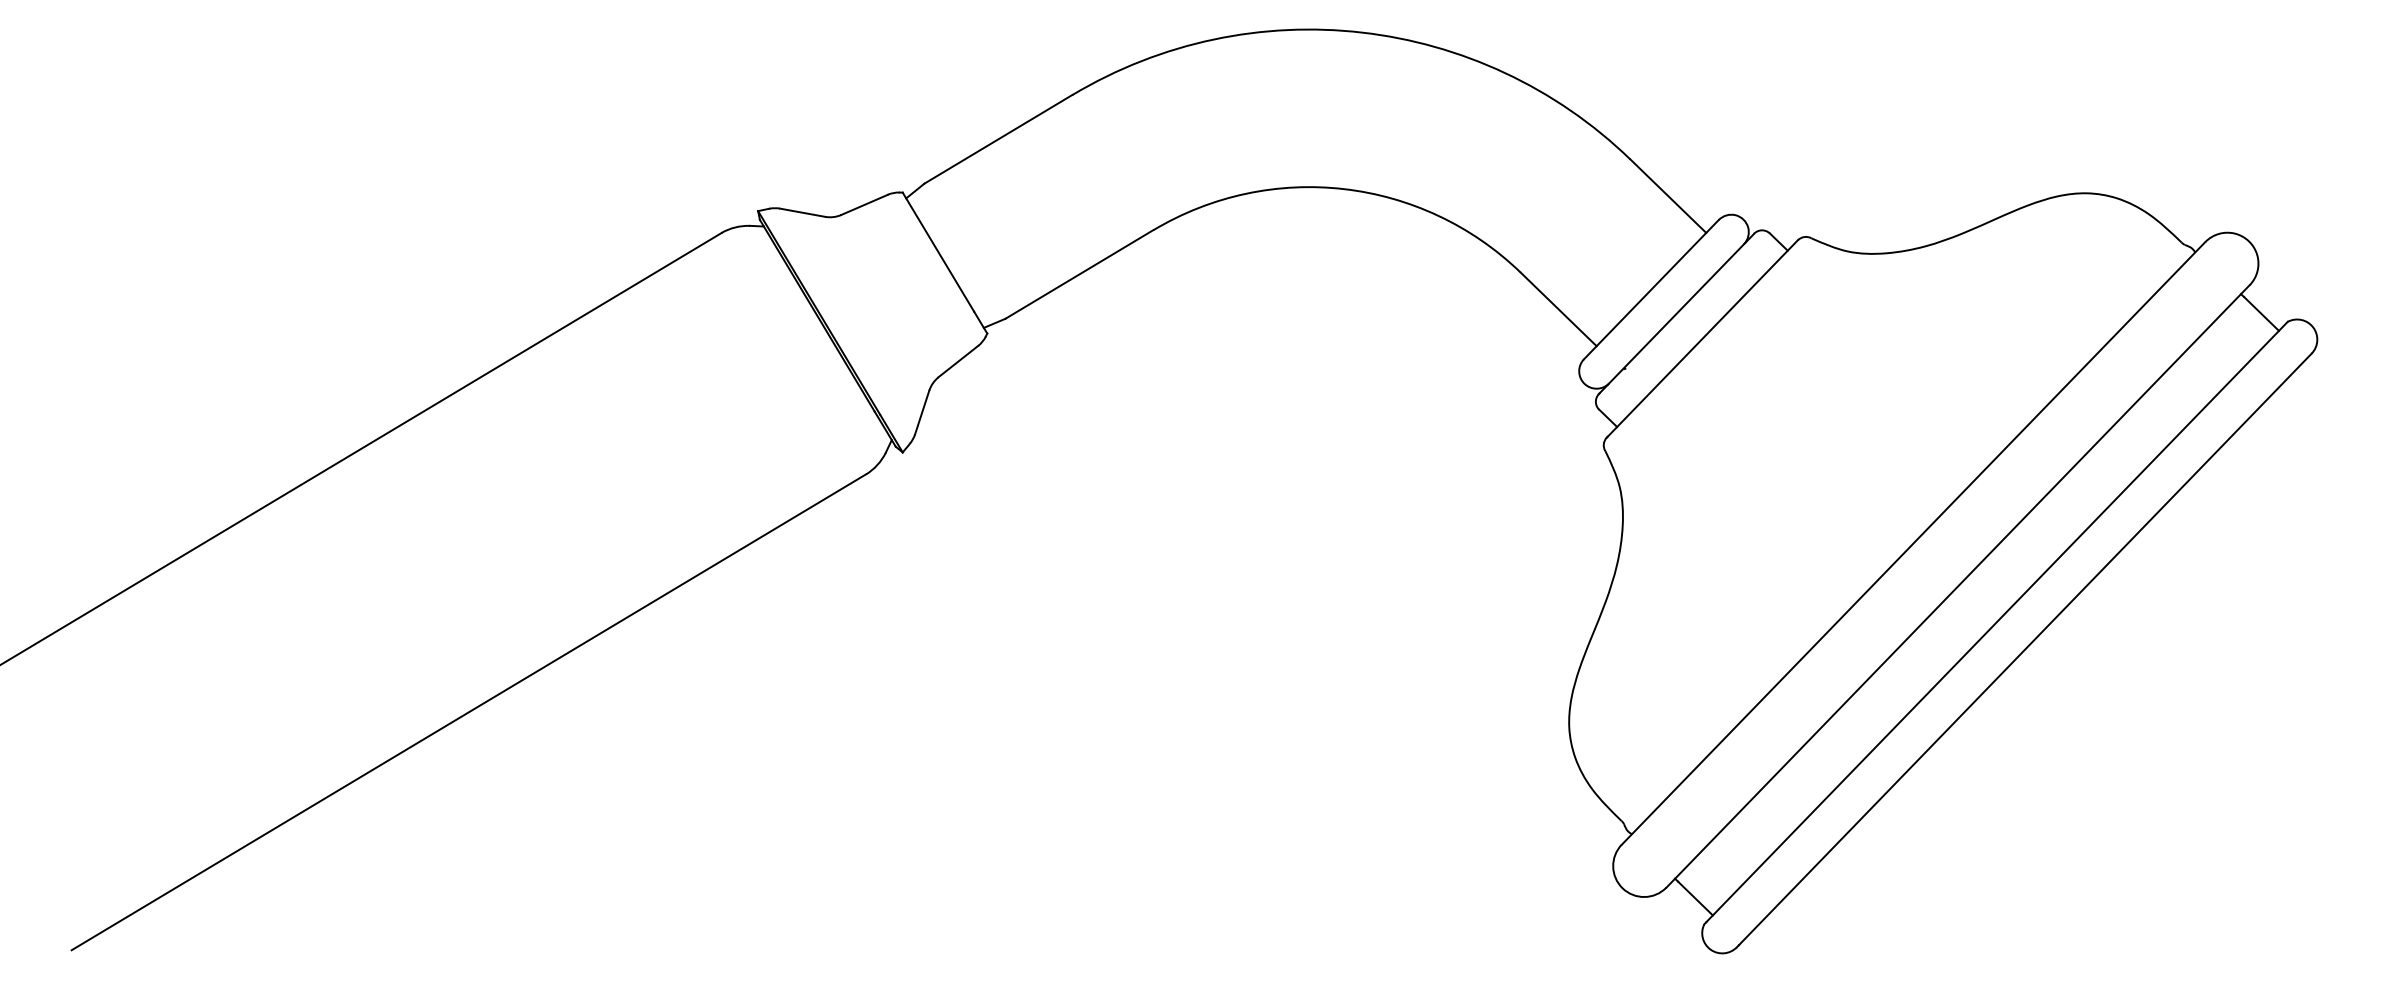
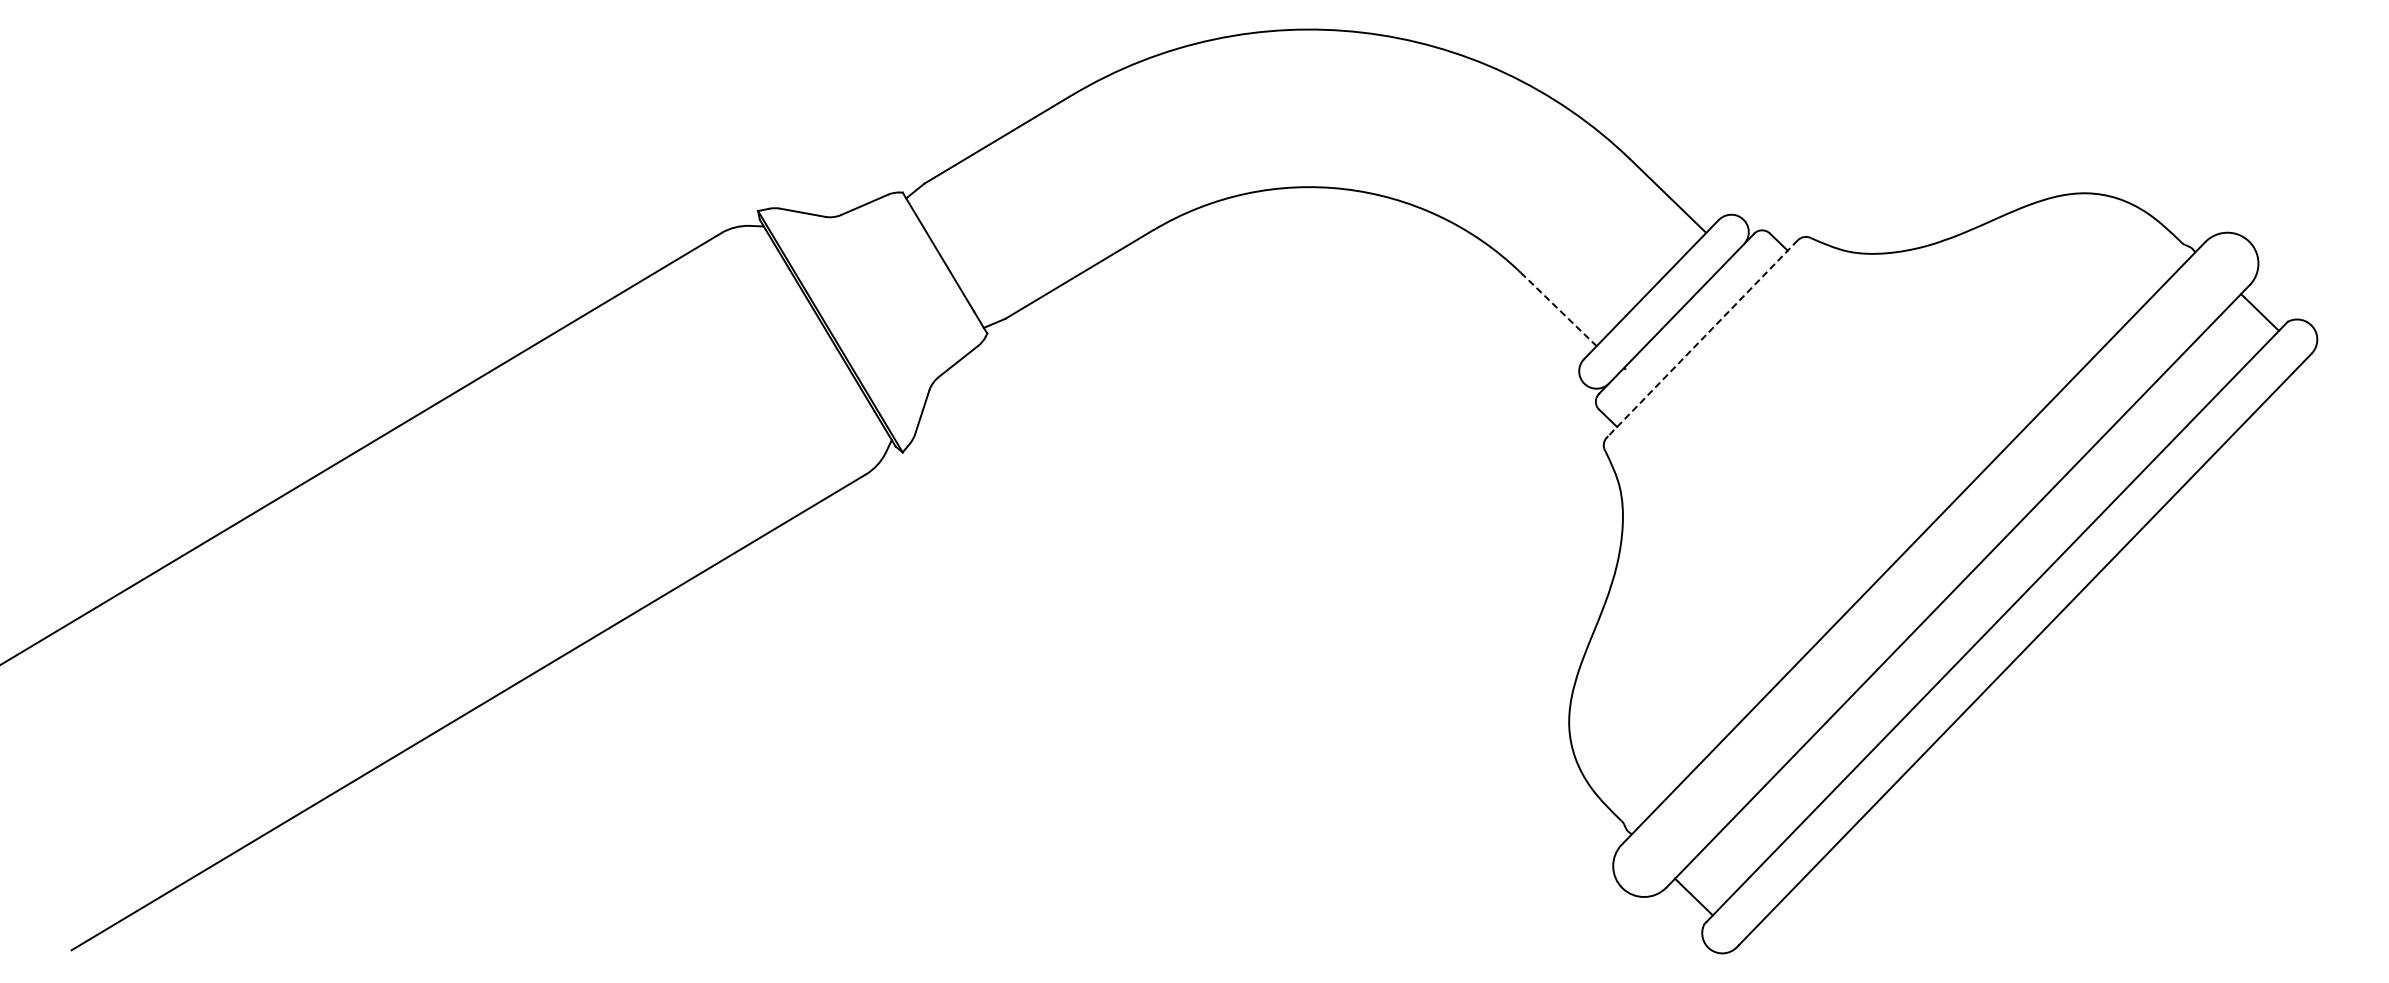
line: solid -> dashed (1558, 309)
line: solid -> dashed (1702, 338)
